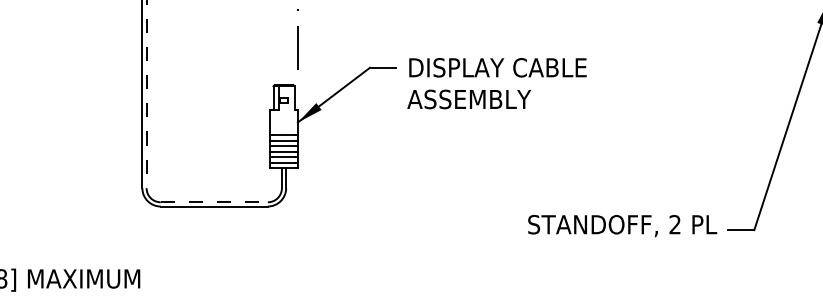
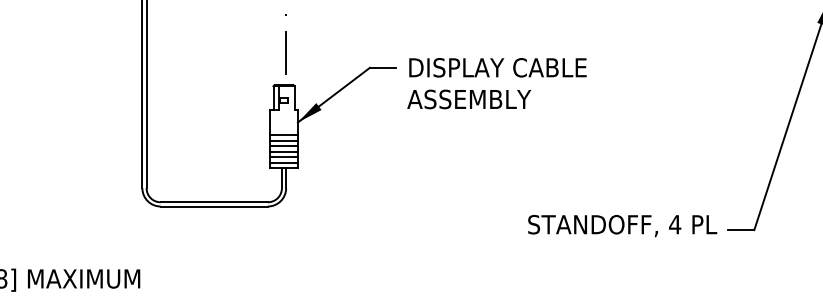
line position: (297, 39) -> (285, 44) (285, 44)
line: dashed -> solid (146, 94)
line: dashed -> solid (214, 202)
text: 2 -> 4 (675, 224)
